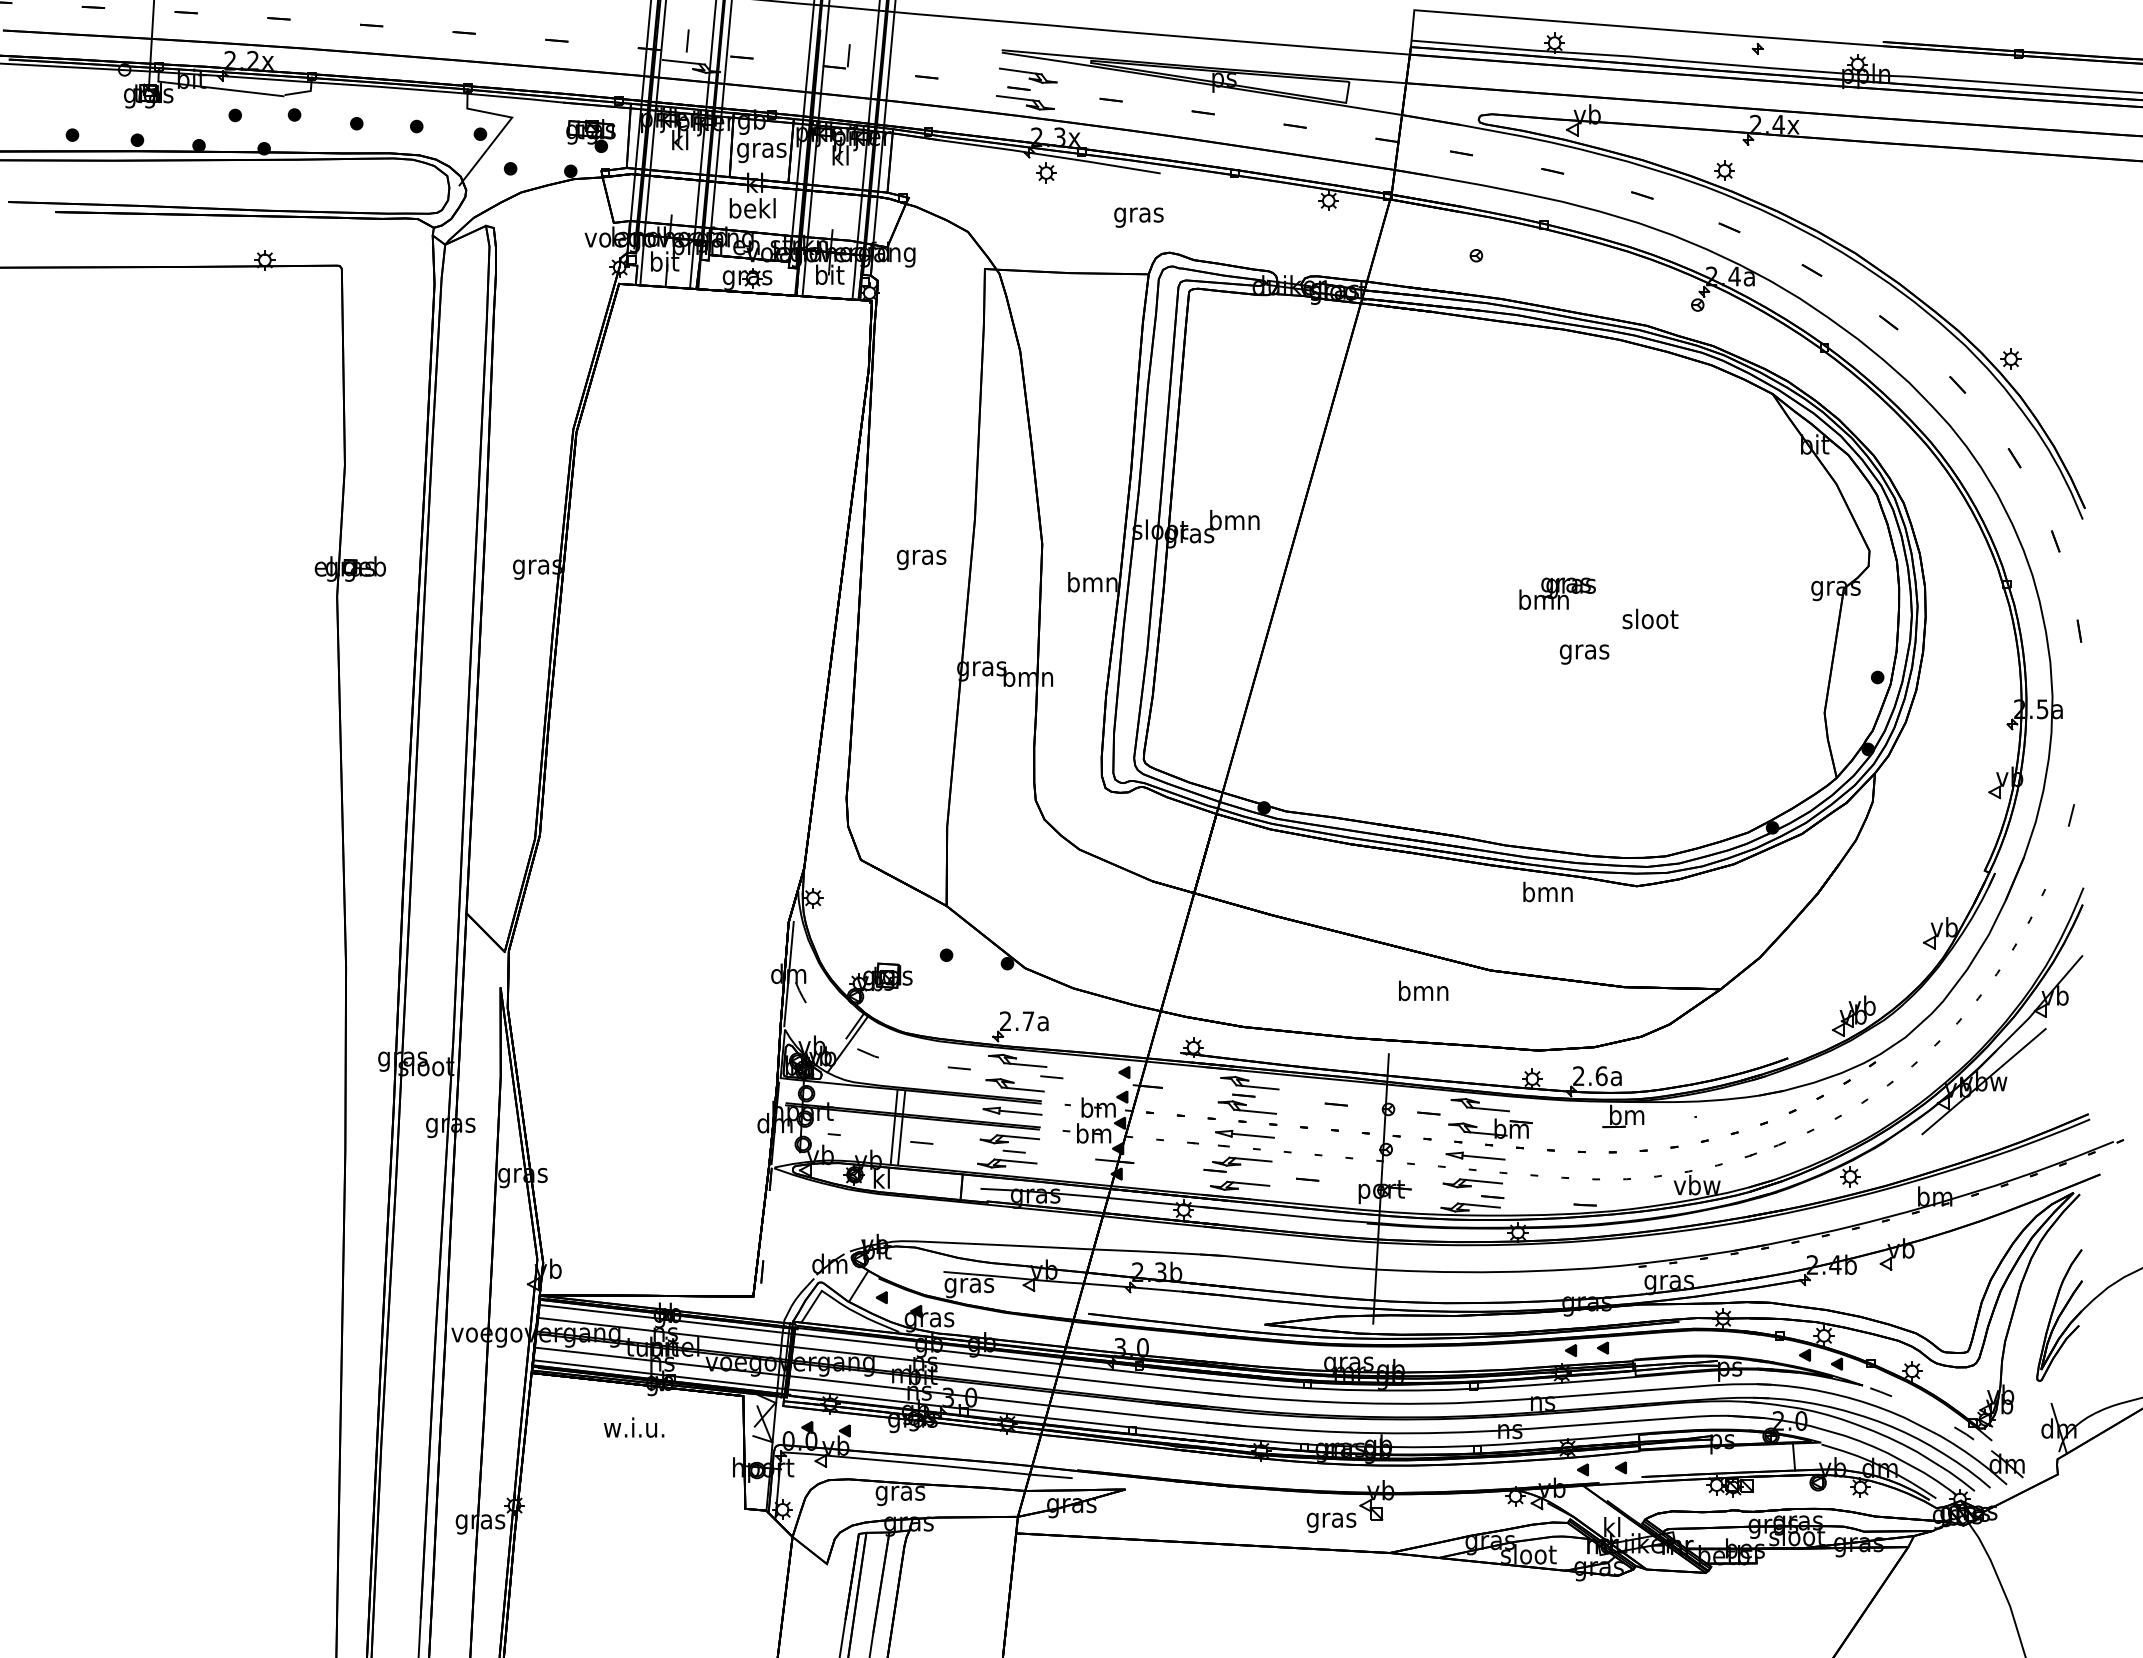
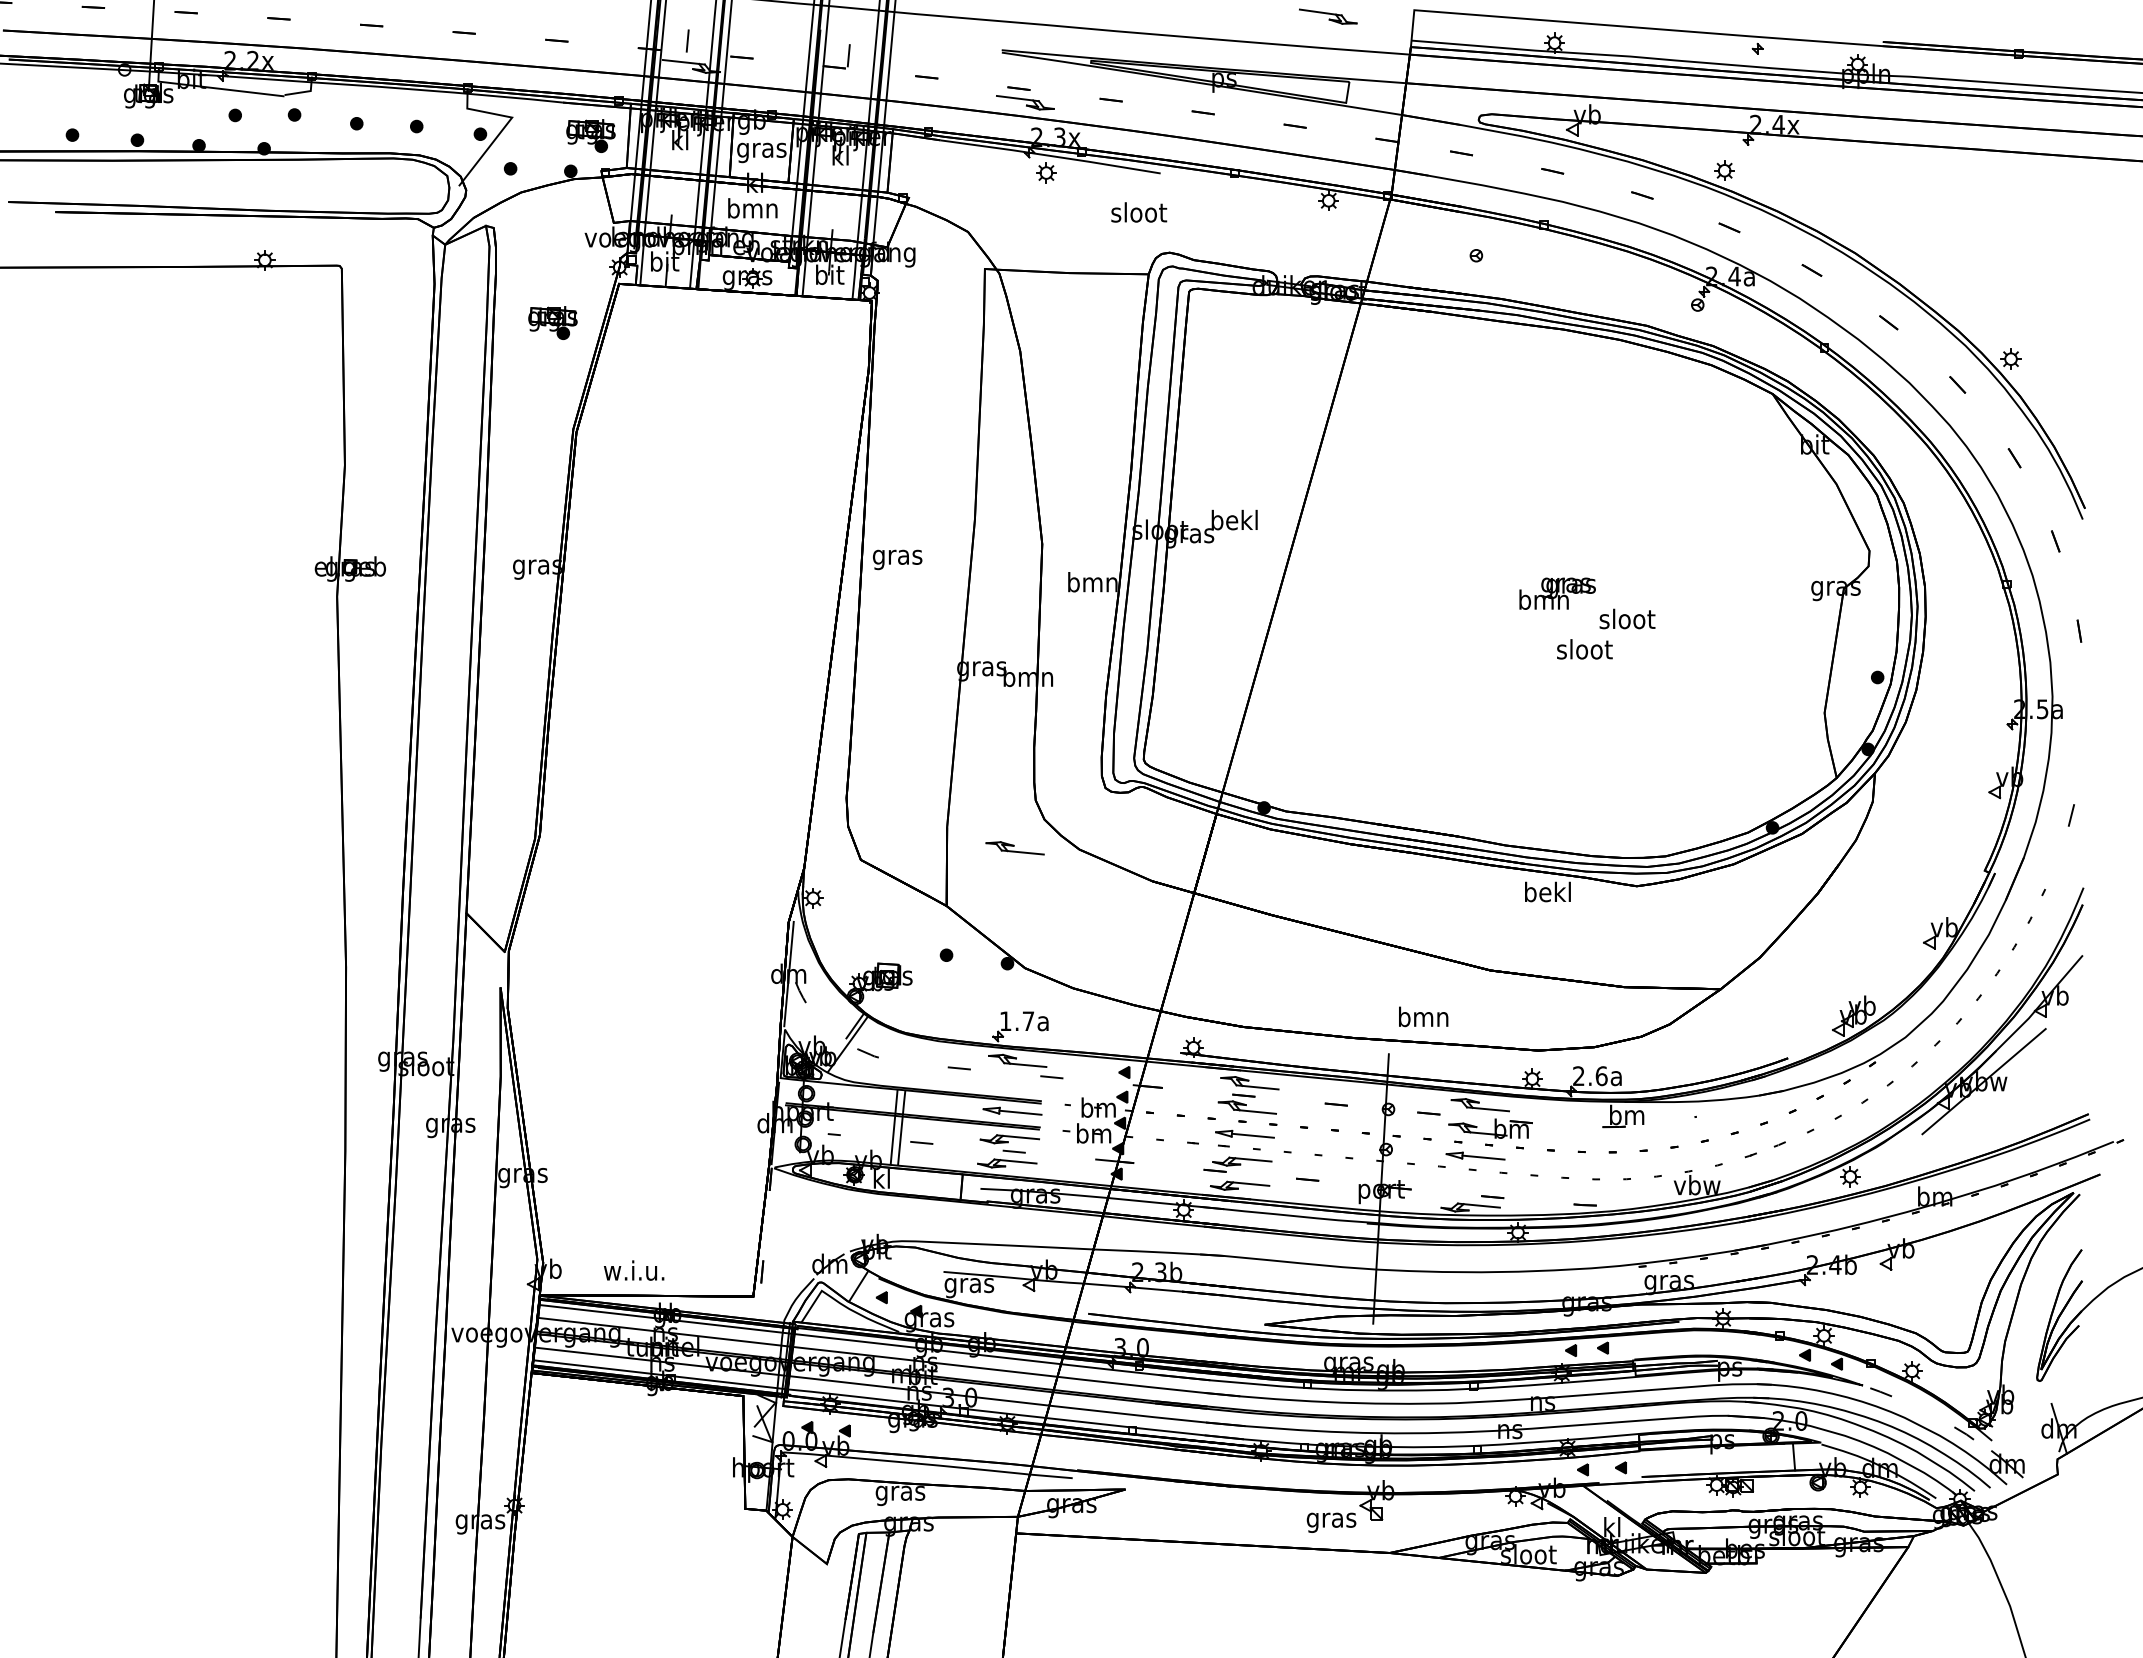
part position: (1028, 75) -> (1328, 16) (1328, 16)
text: bekl -> bmn (752, 208)
text: gras -> sloot (1139, 214)
part: none -> present (552, 322)
text: bmn -> bekl (1234, 519)
text position: (921, 559) -> (897, 559) (897, 559)
text position: (1650, 618) -> (1627, 618) (1627, 618)
text: gras -> sloot (1584, 651)
text: bmn -> bekl (1547, 891)
text position: (1423, 990) -> (1423, 1016) (1423, 1016)
text: 2.7a -> 1.7a (1005, 1020)
part position: (1014, 1085) -> (1014, 848) (1014, 848)
part: present -> none (1472, 1183)
text position: (634, 1427) -> (634, 1270) (634, 1270)
